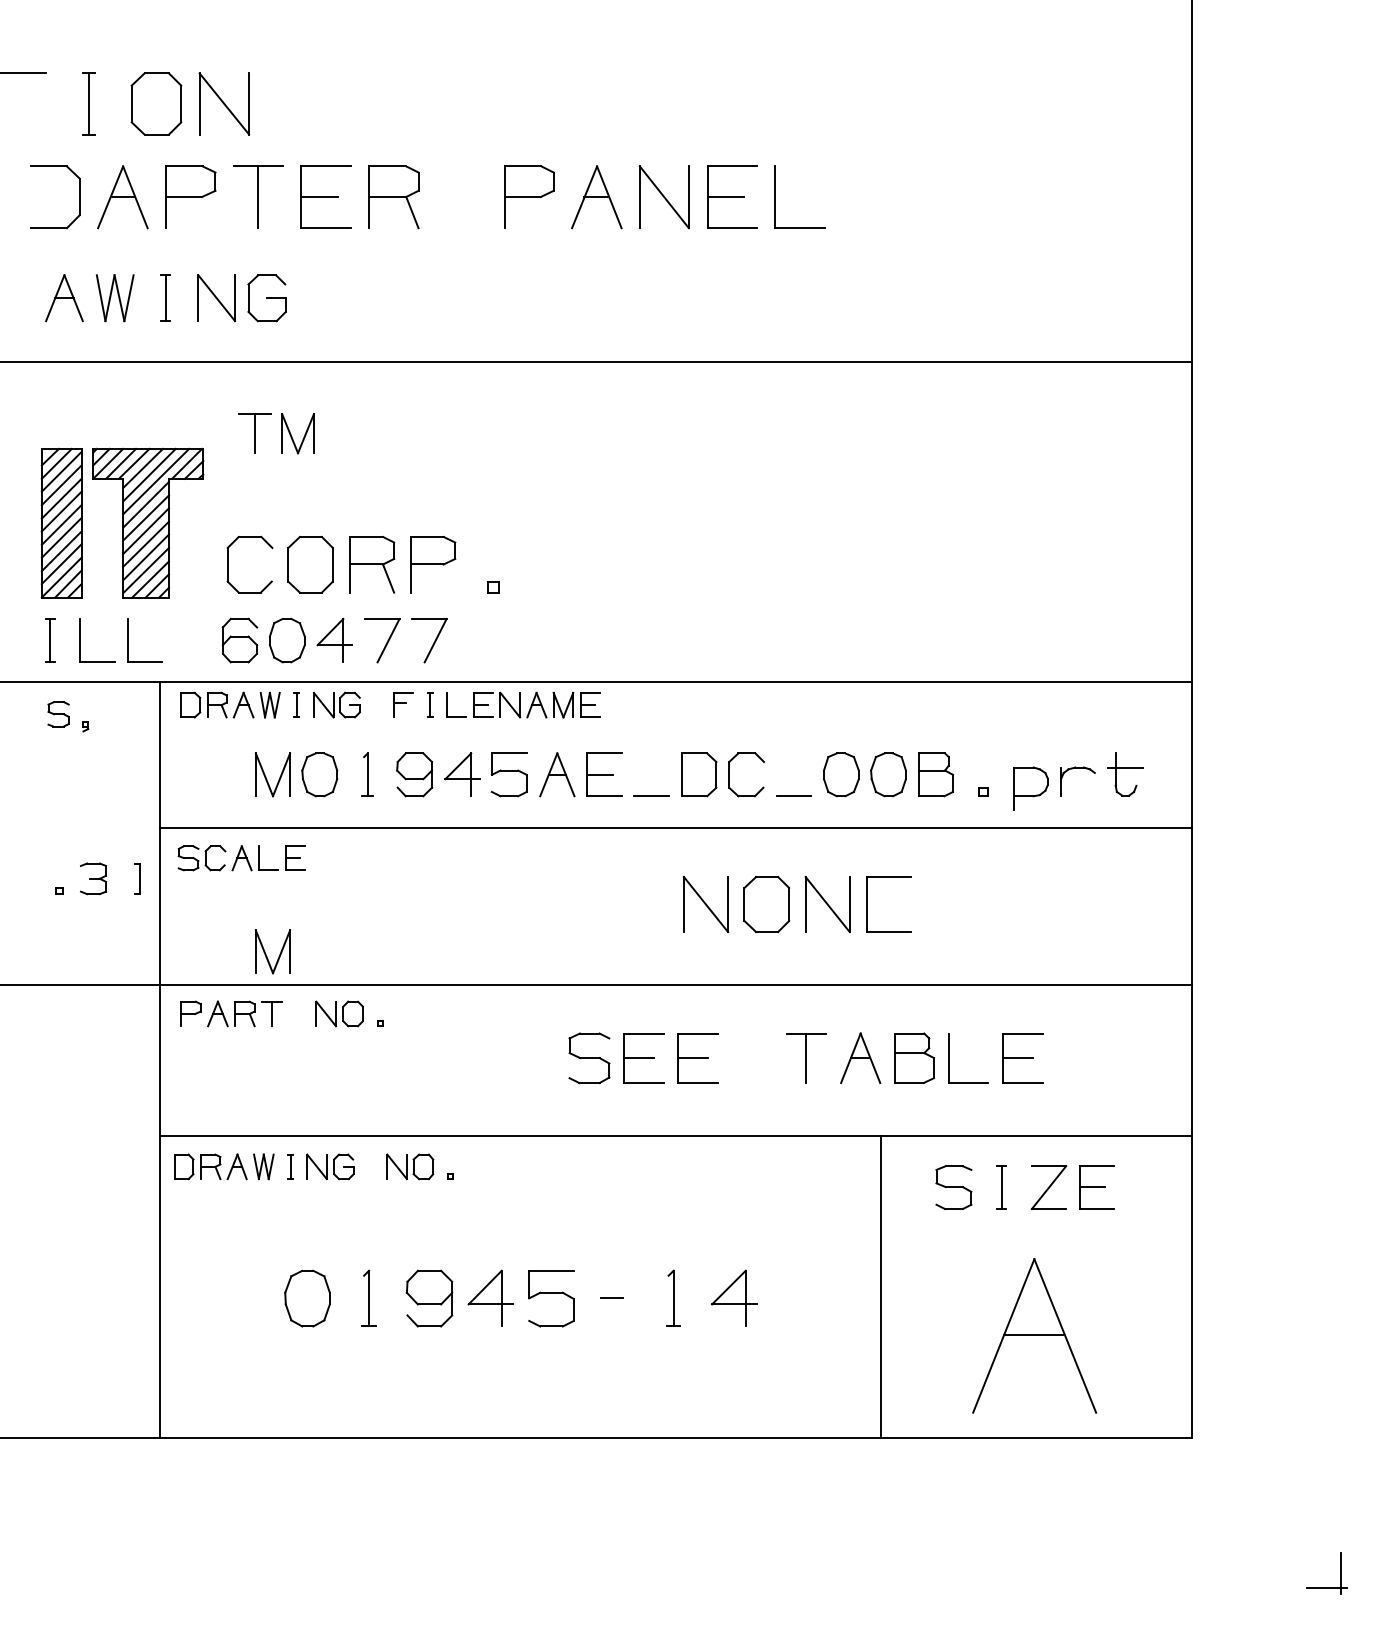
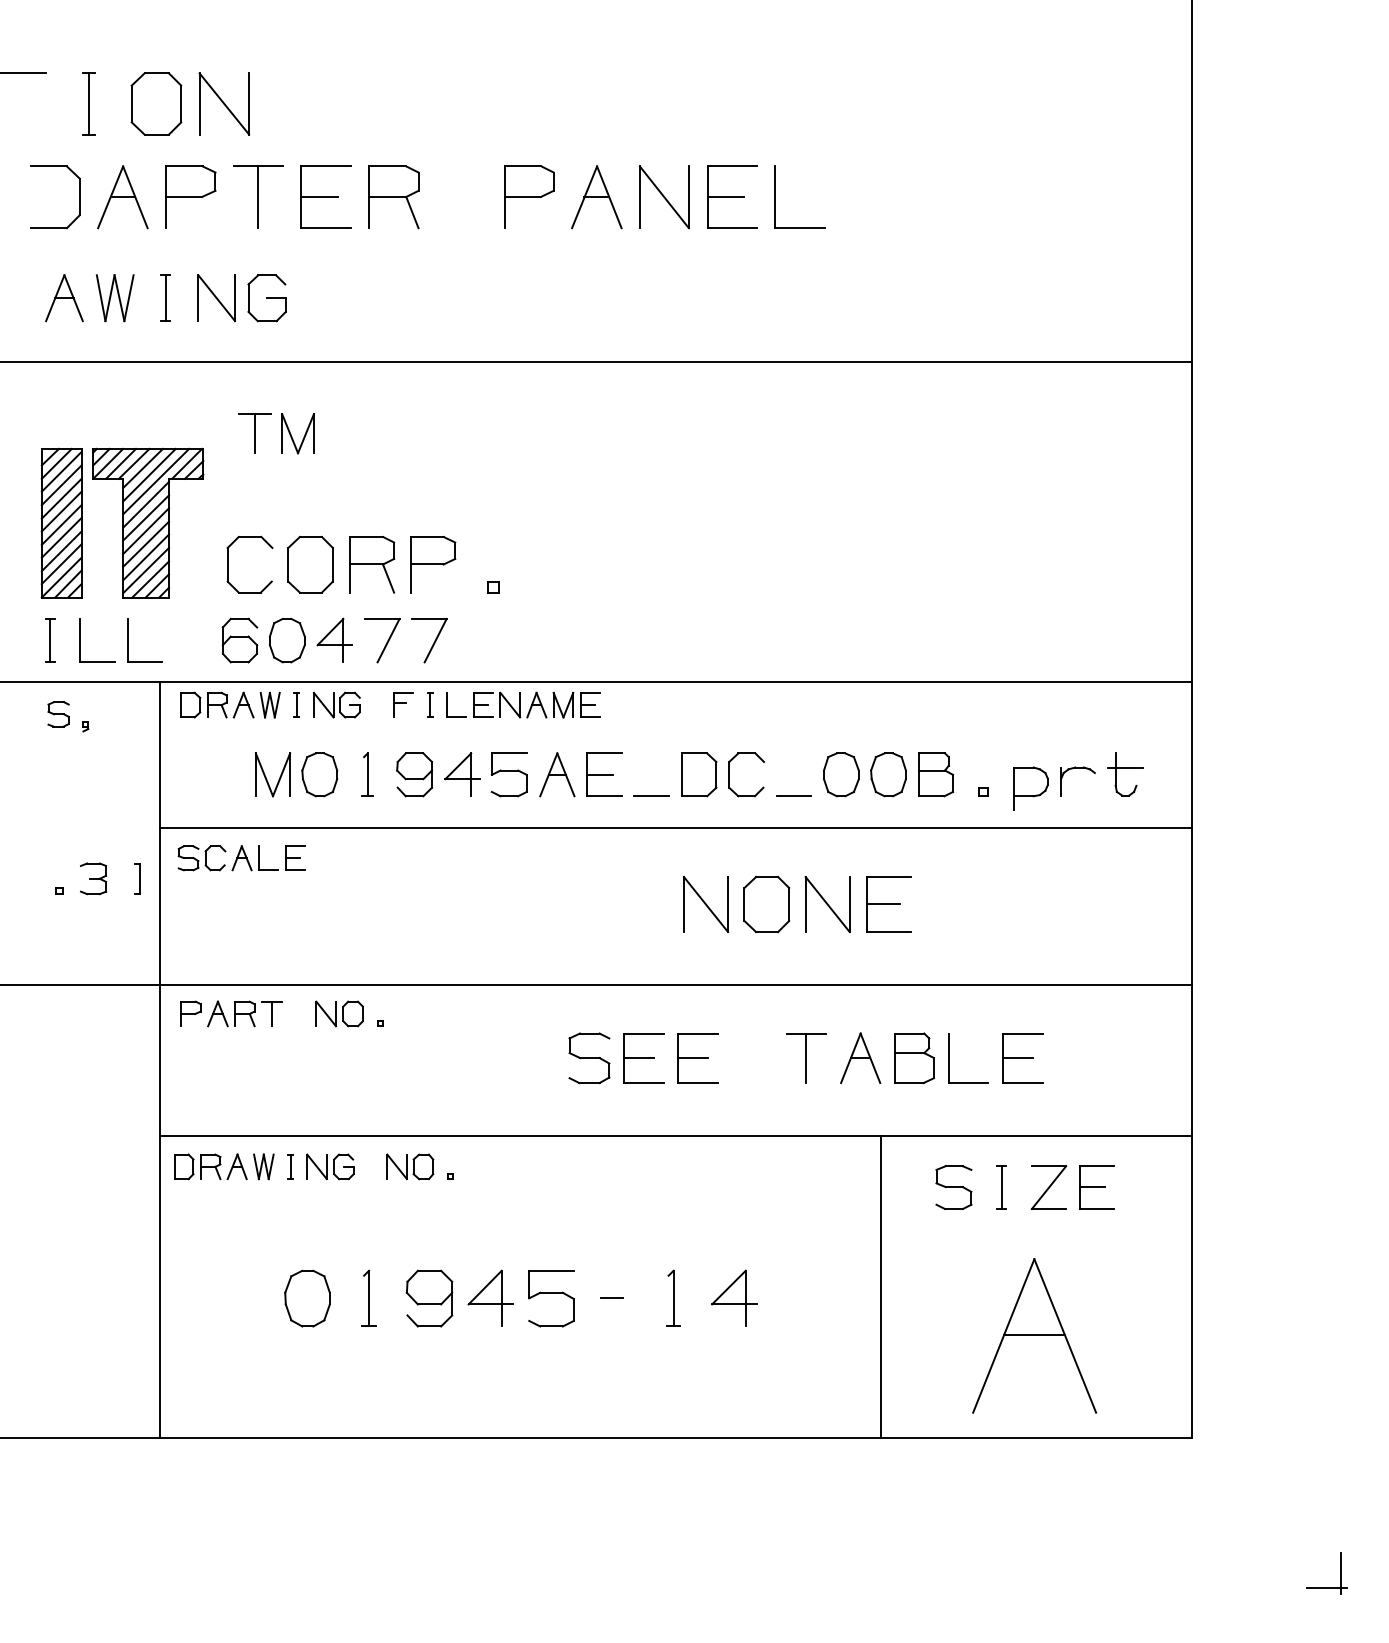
line: none -> present (882, 903)
part: present -> none (266, 953)
